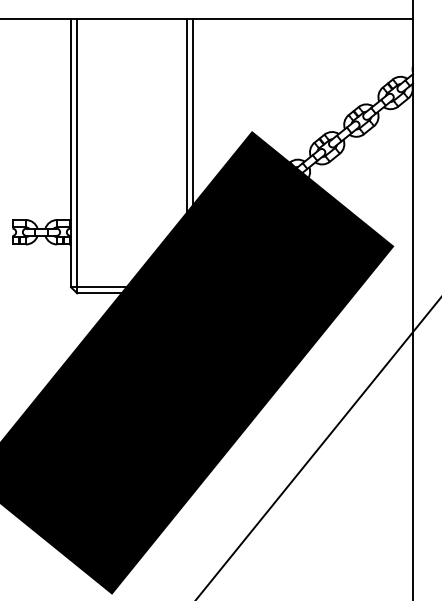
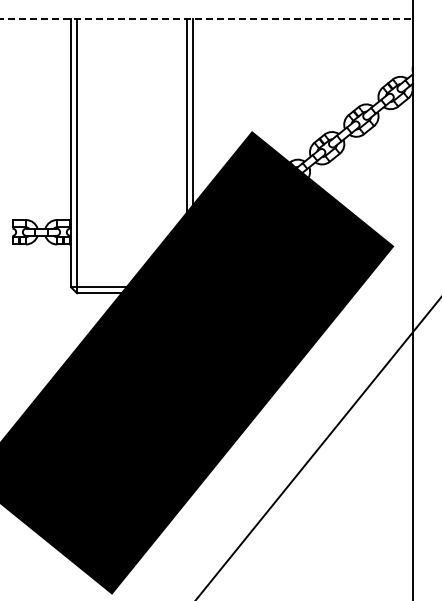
line: solid -> dashed (207, 18)
